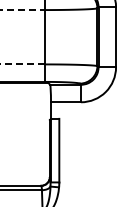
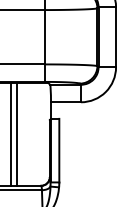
line: dashed -> solid (22, 10)
line: dashed -> solid (21, 64)
line: none -> present (11, 133)
line: none -> present (16, 133)
